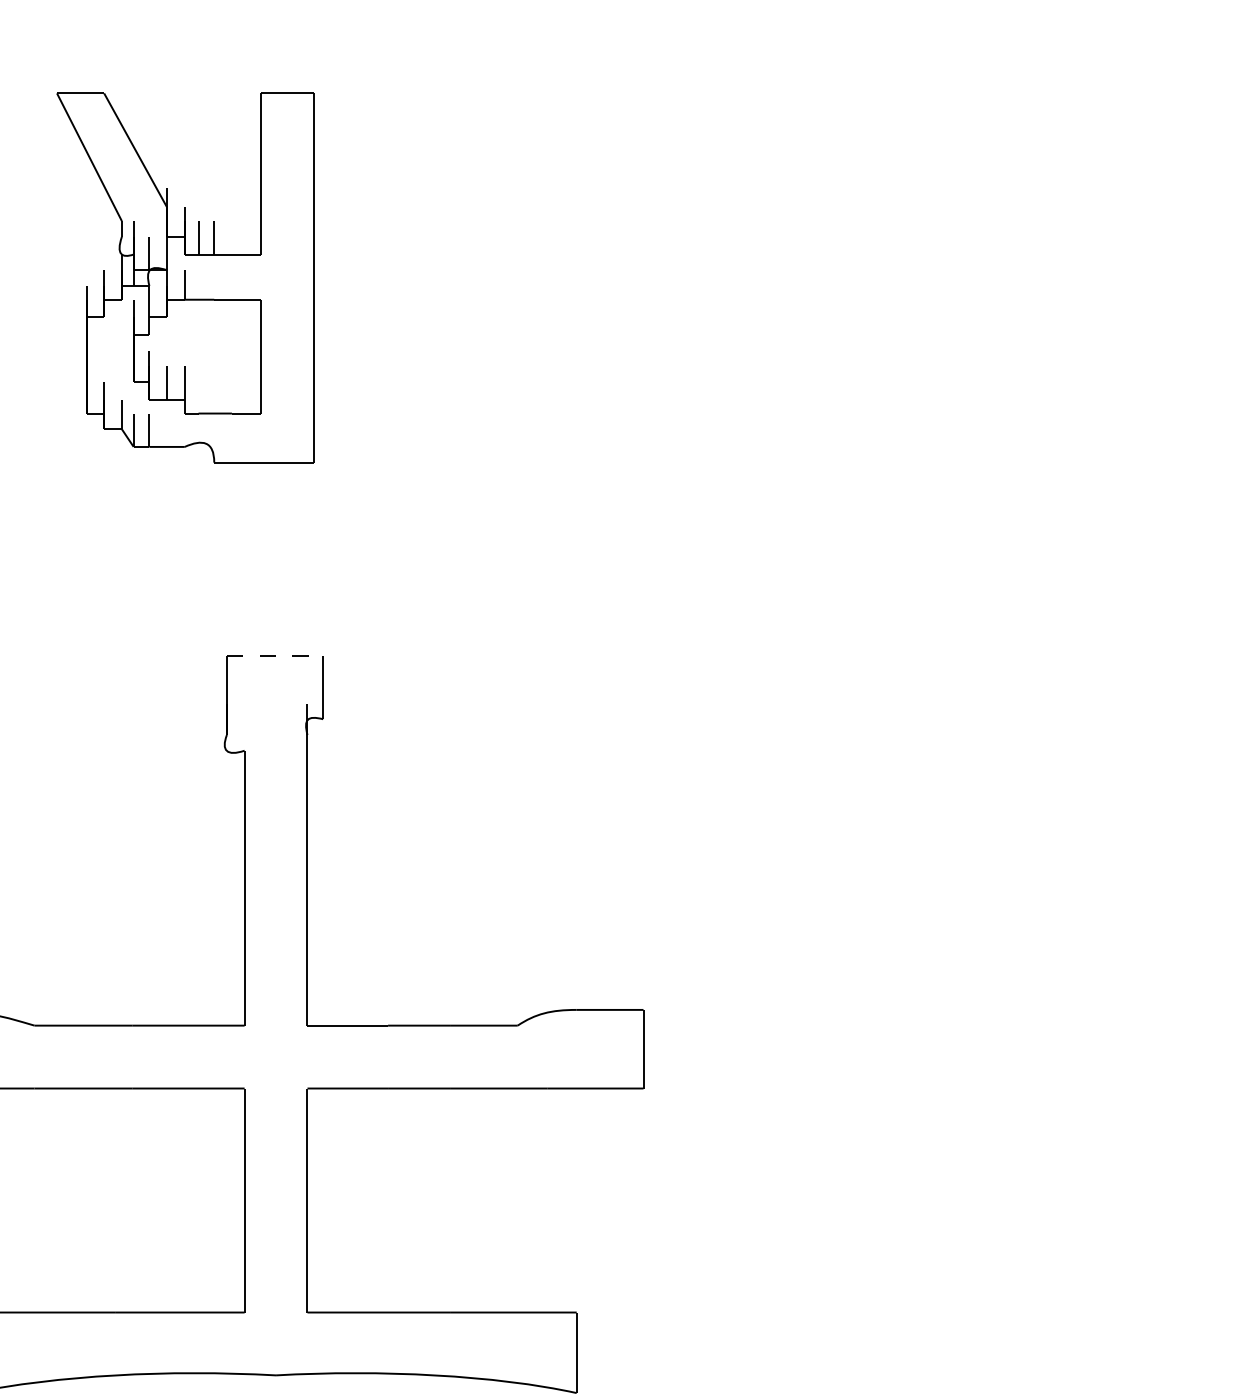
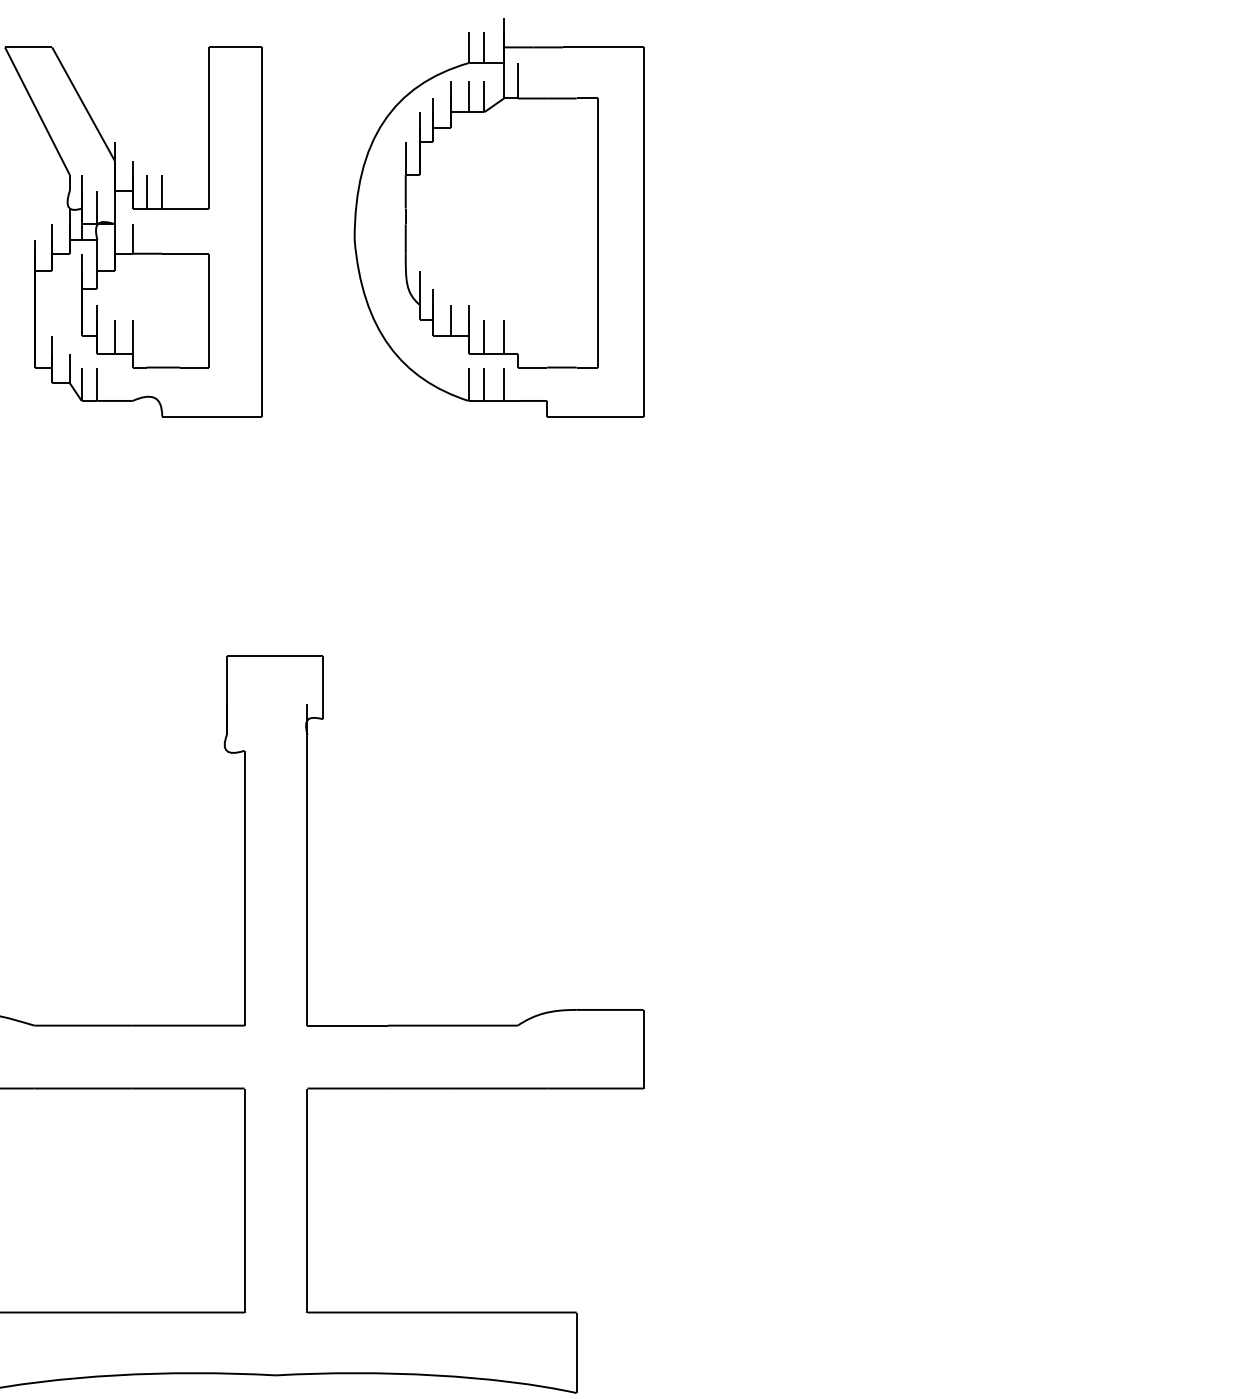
part: none -> present (498, 217)
part position: (185, 277) -> (133, 231) (133, 231)
line: dashed -> solid (275, 656)
